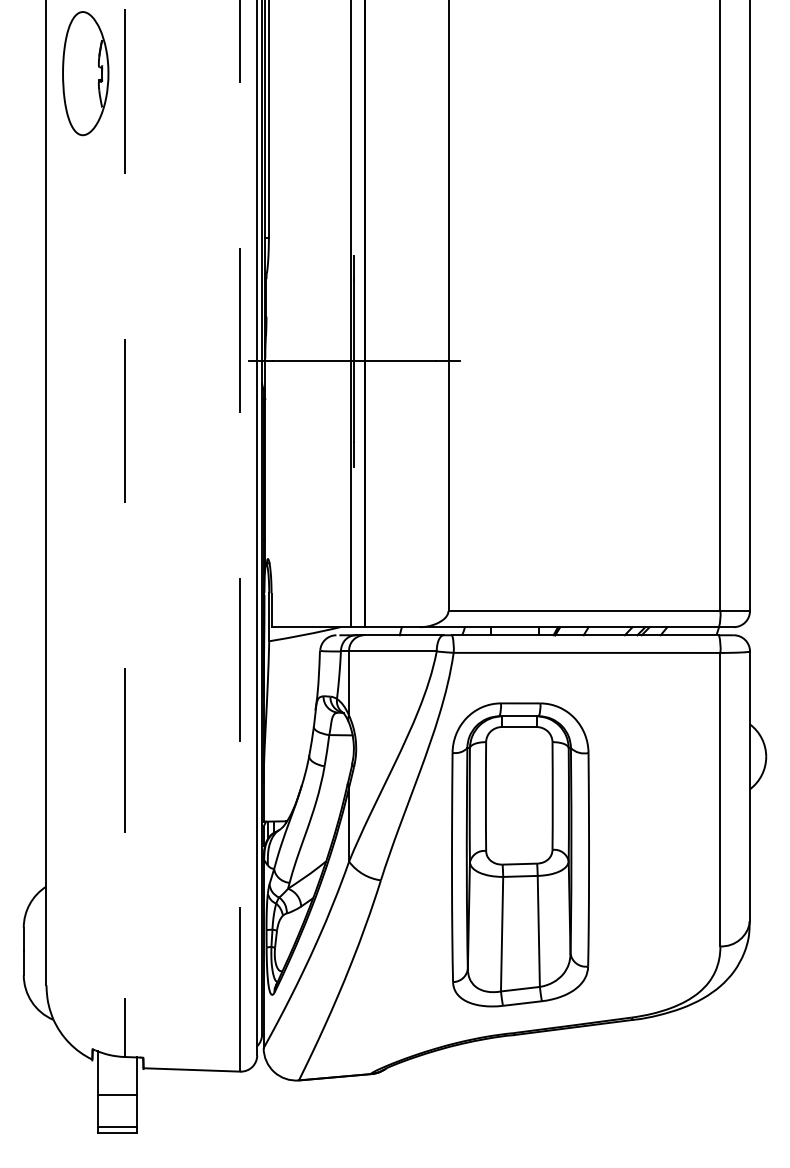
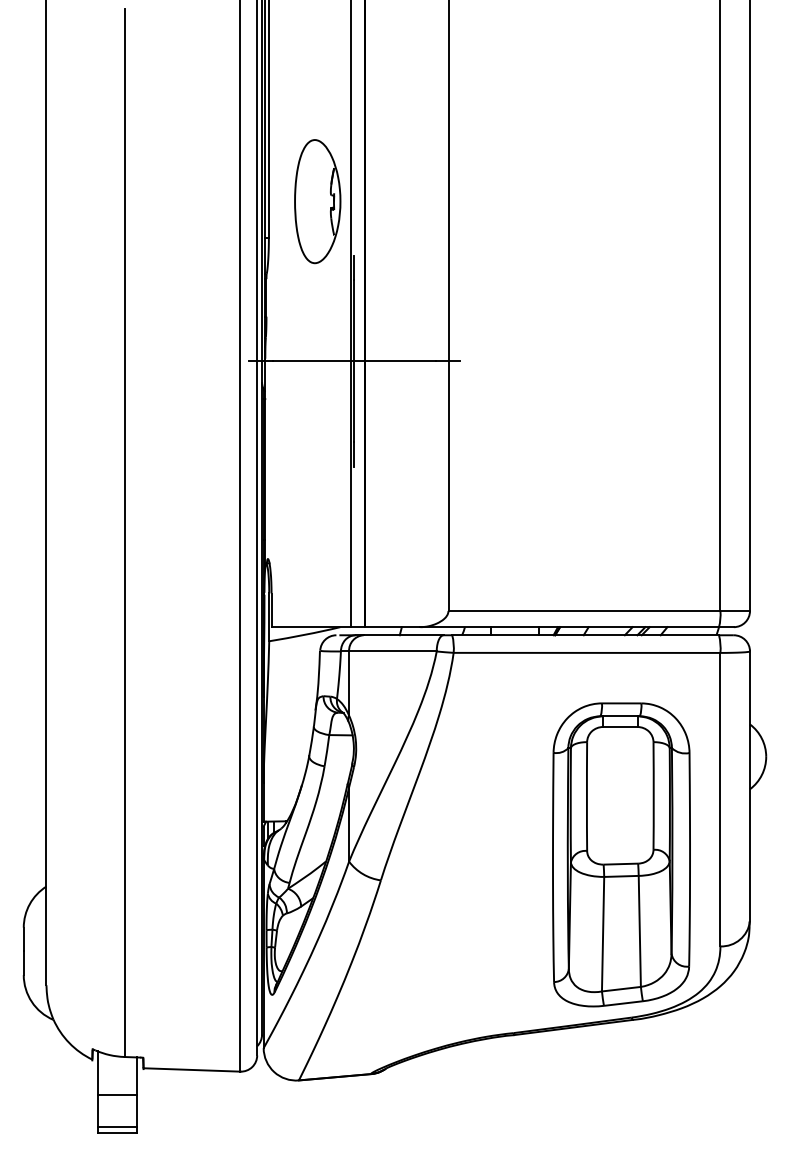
part position: (85, 73) -> (317, 201) (317, 201)
line: dashed -> solid (124, 533)
line: dashed -> solid (240, 535)
part position: (520, 854) -> (621, 854) (621, 854)
